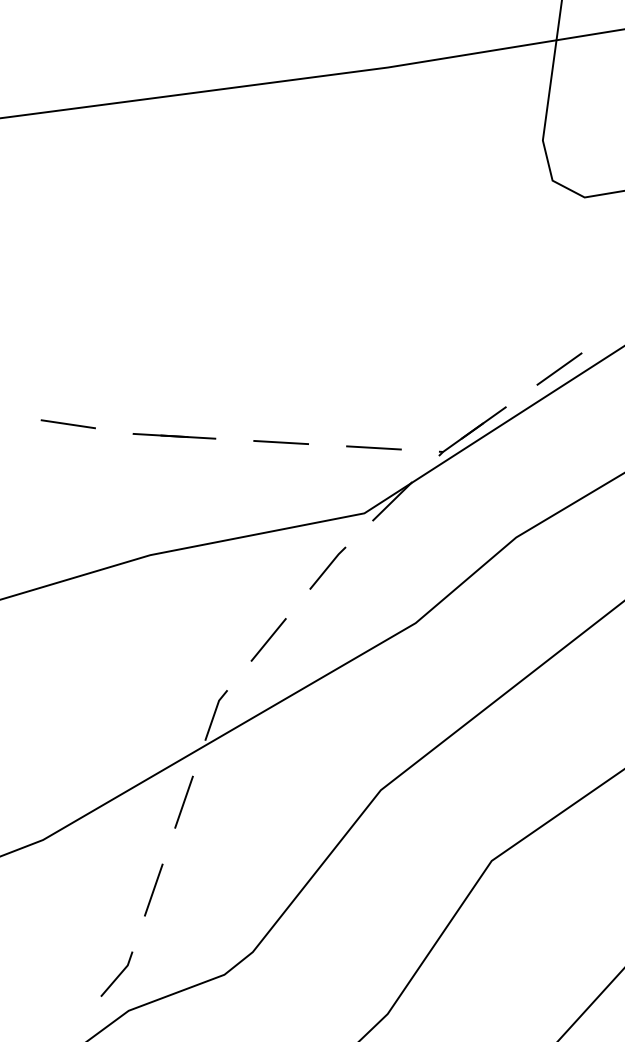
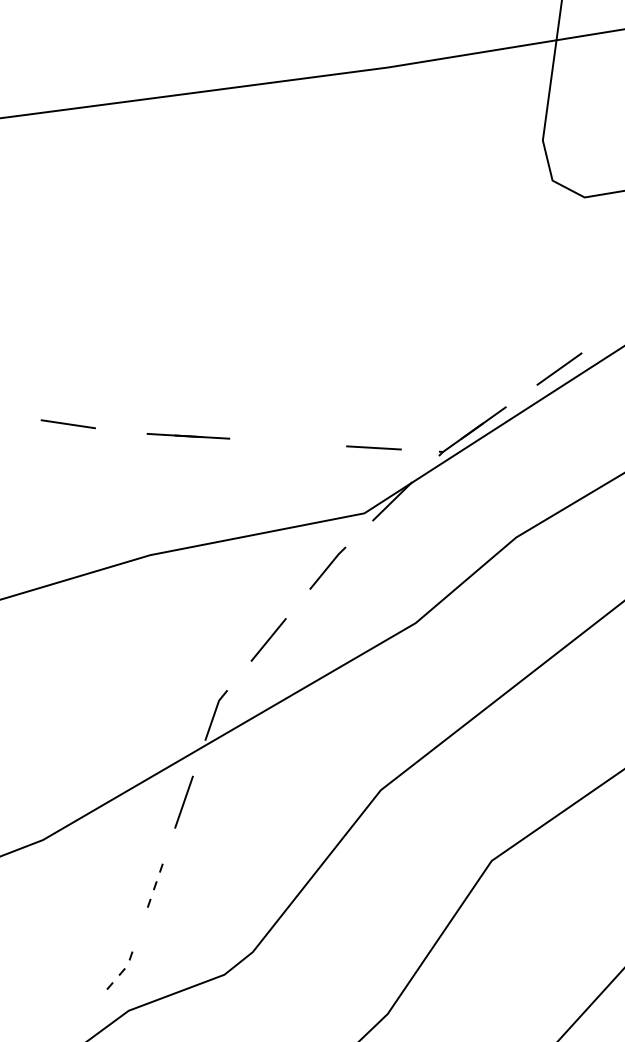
line position: (174, 436) -> (188, 436) (188, 436)
line: present -> none (280, 442)
line: solid -> dashed (153, 890)
line: solid -> dashed (119, 975)
